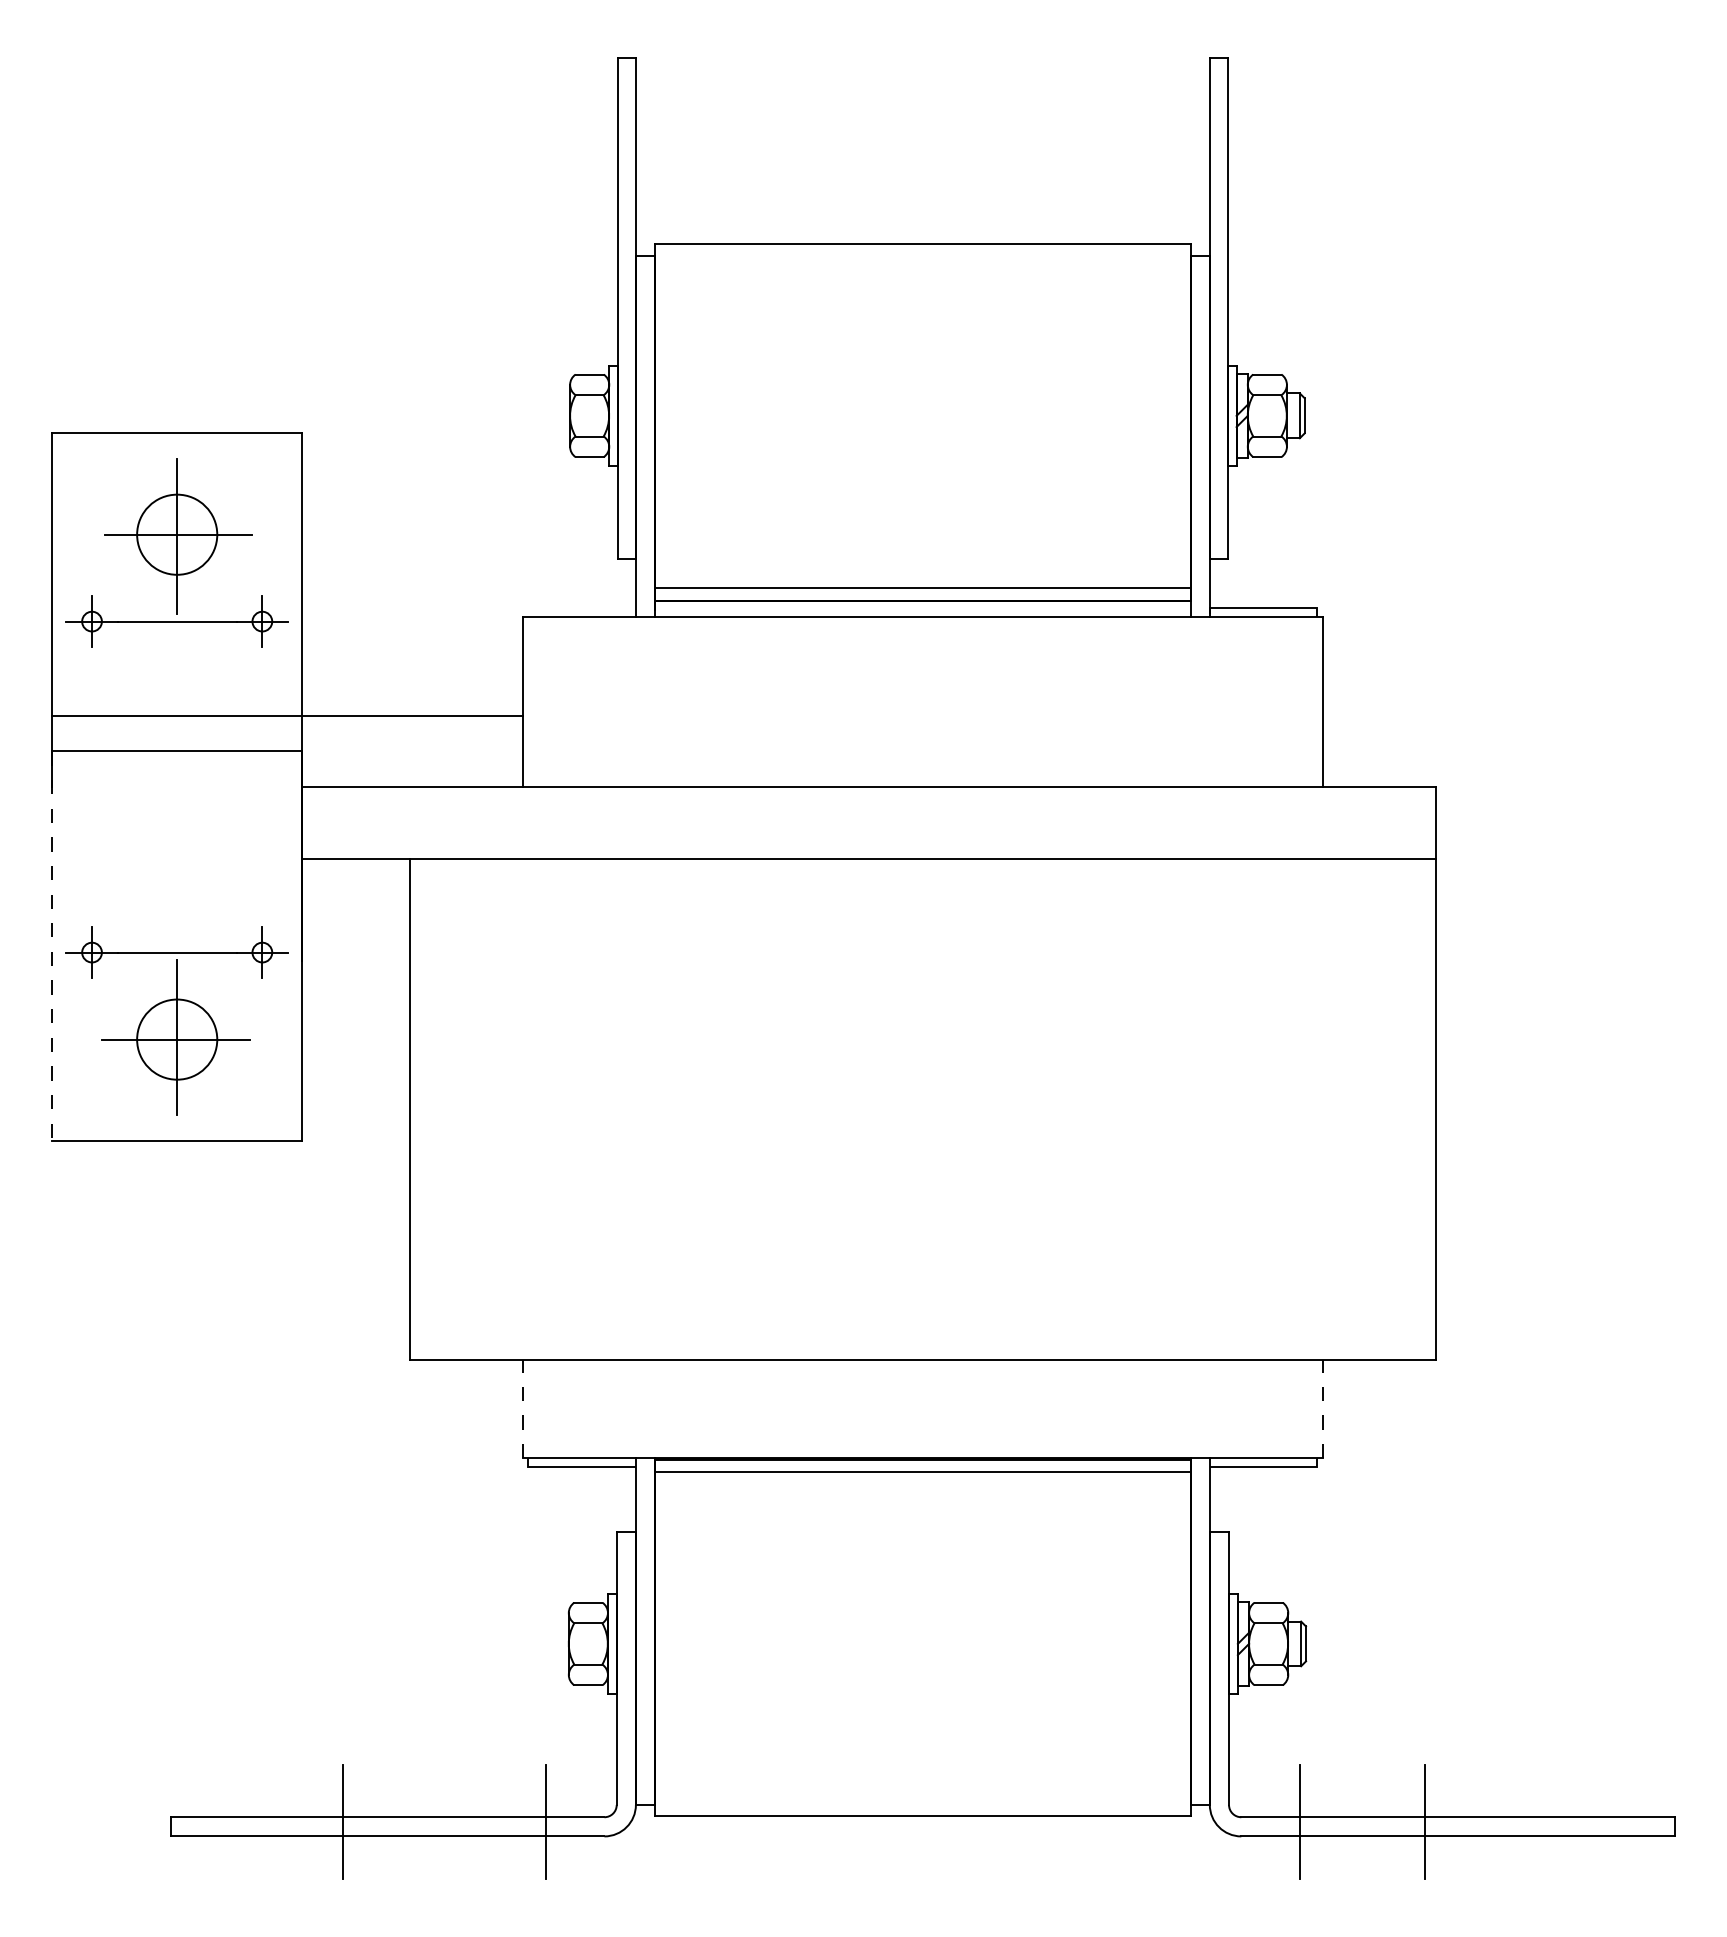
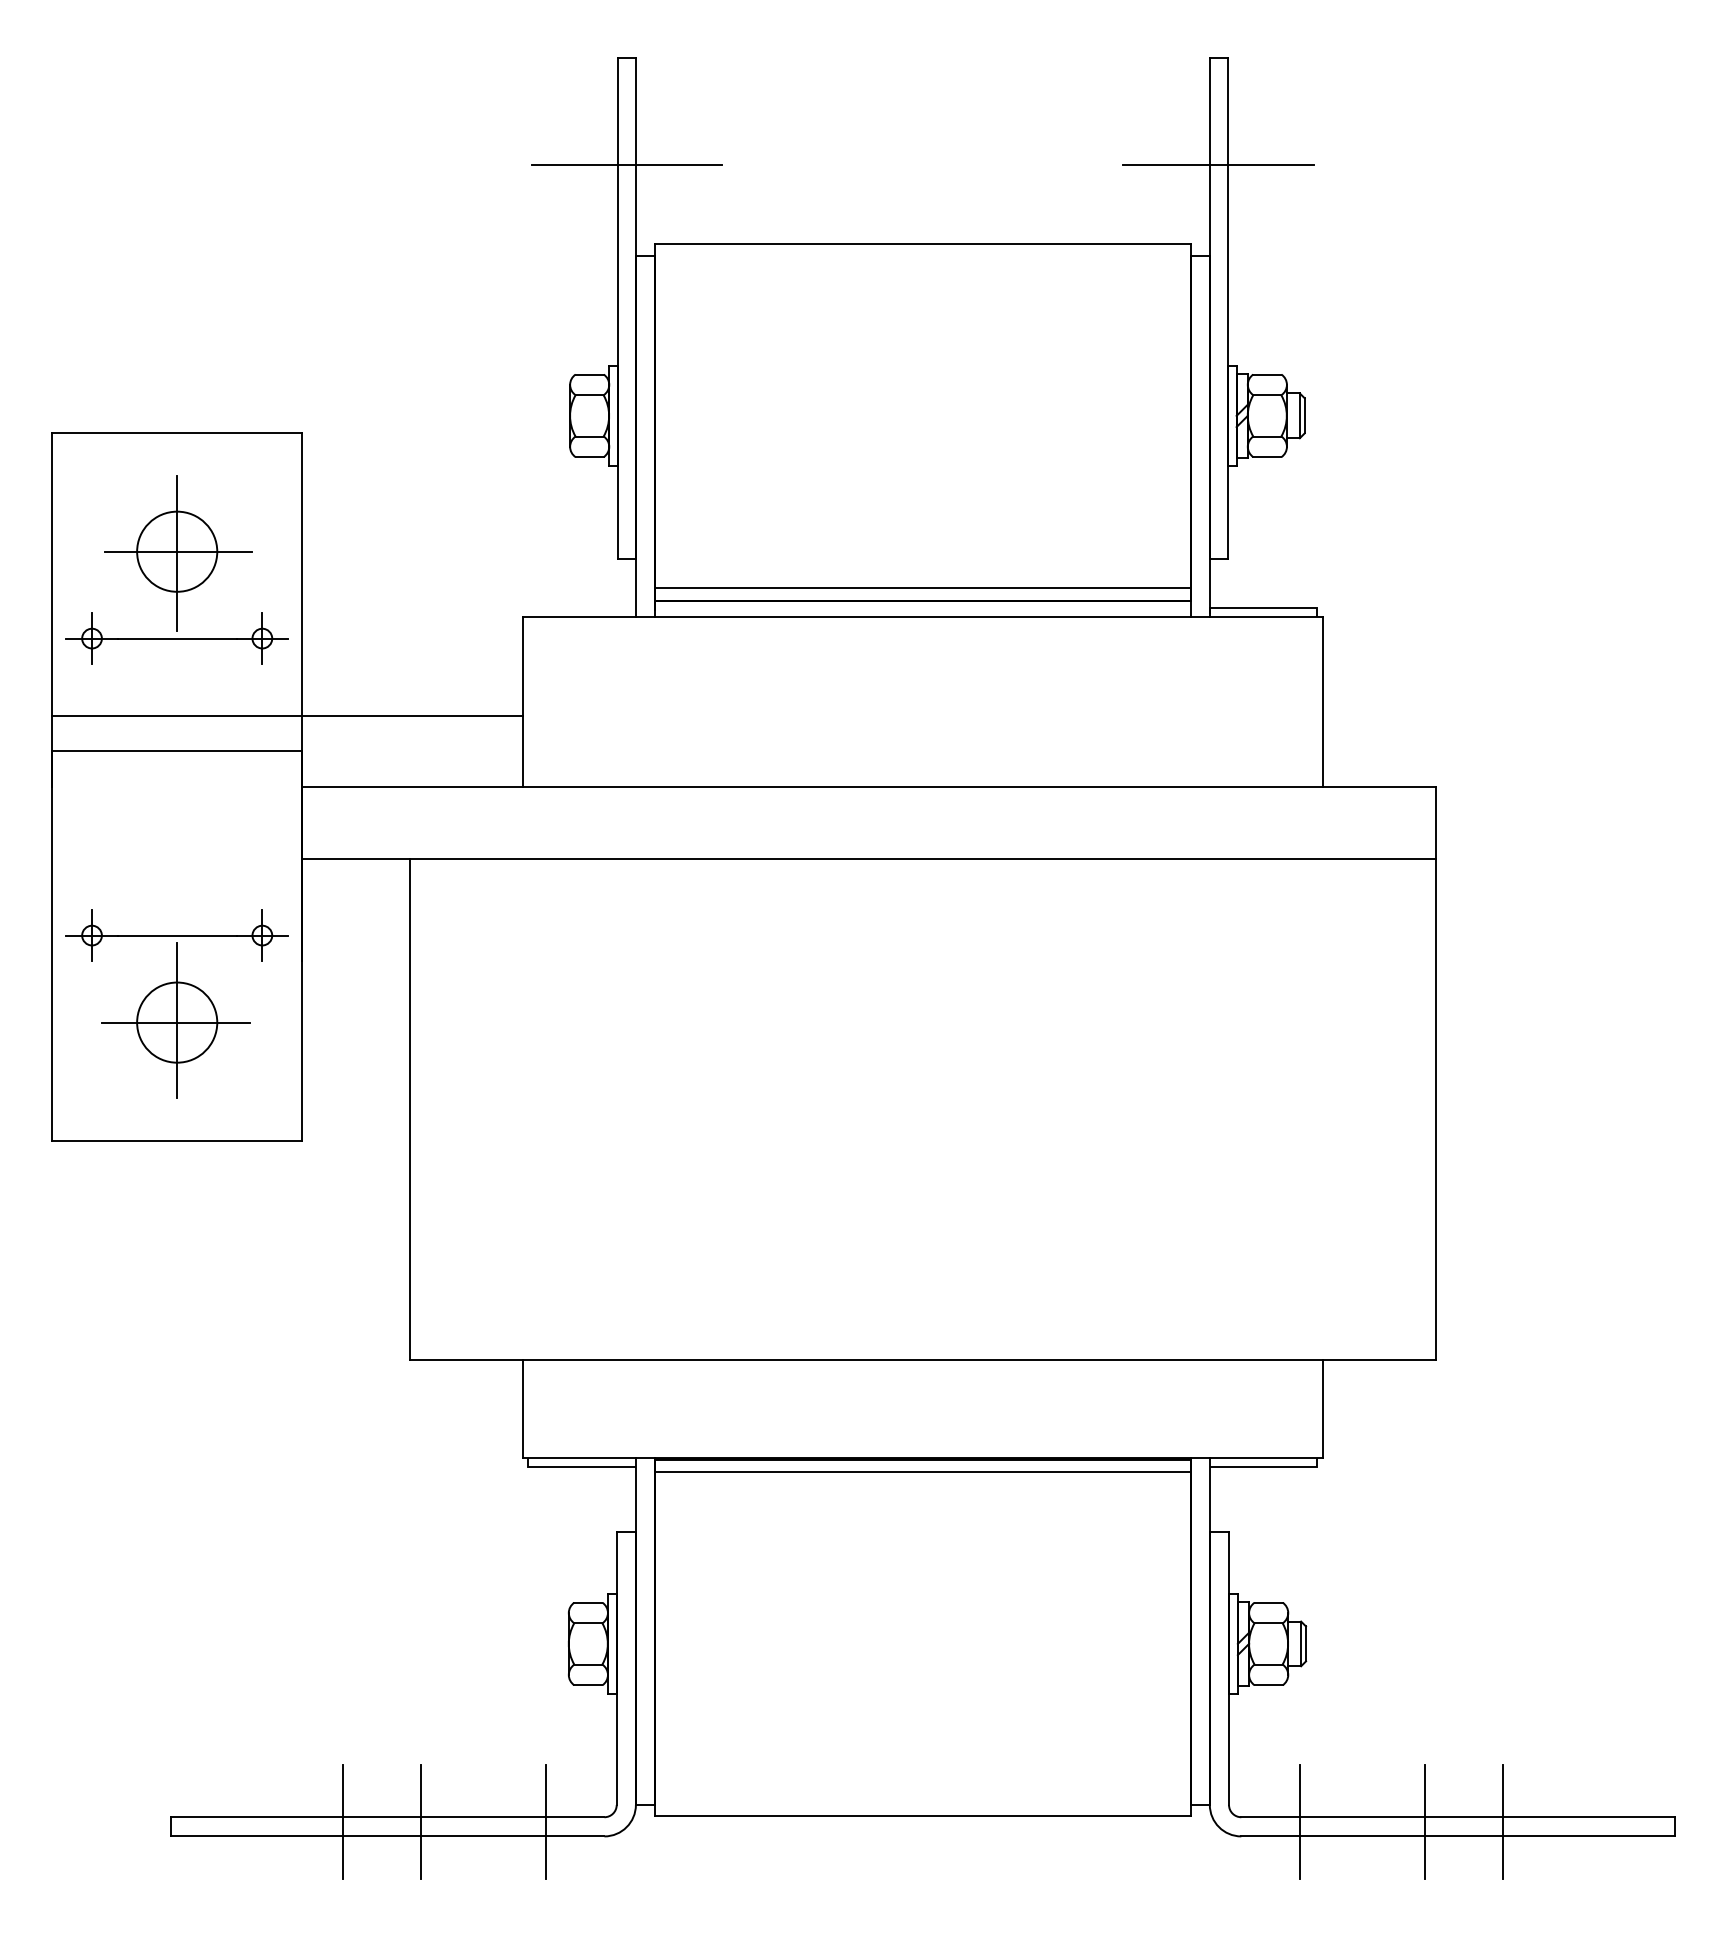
line: none -> present (626, 165)
line: none -> present (1218, 165)
part position: (176, 552) -> (176, 569) (176, 569)
line: dashed -> solid (51, 946)
part position: (176, 1020) -> (176, 1003) (176, 1003)
line: dashed -> solid (522, 1408)
line: dashed -> solid (1322, 1408)
line: none -> present (421, 1821)
line: none -> present (1503, 1821)
